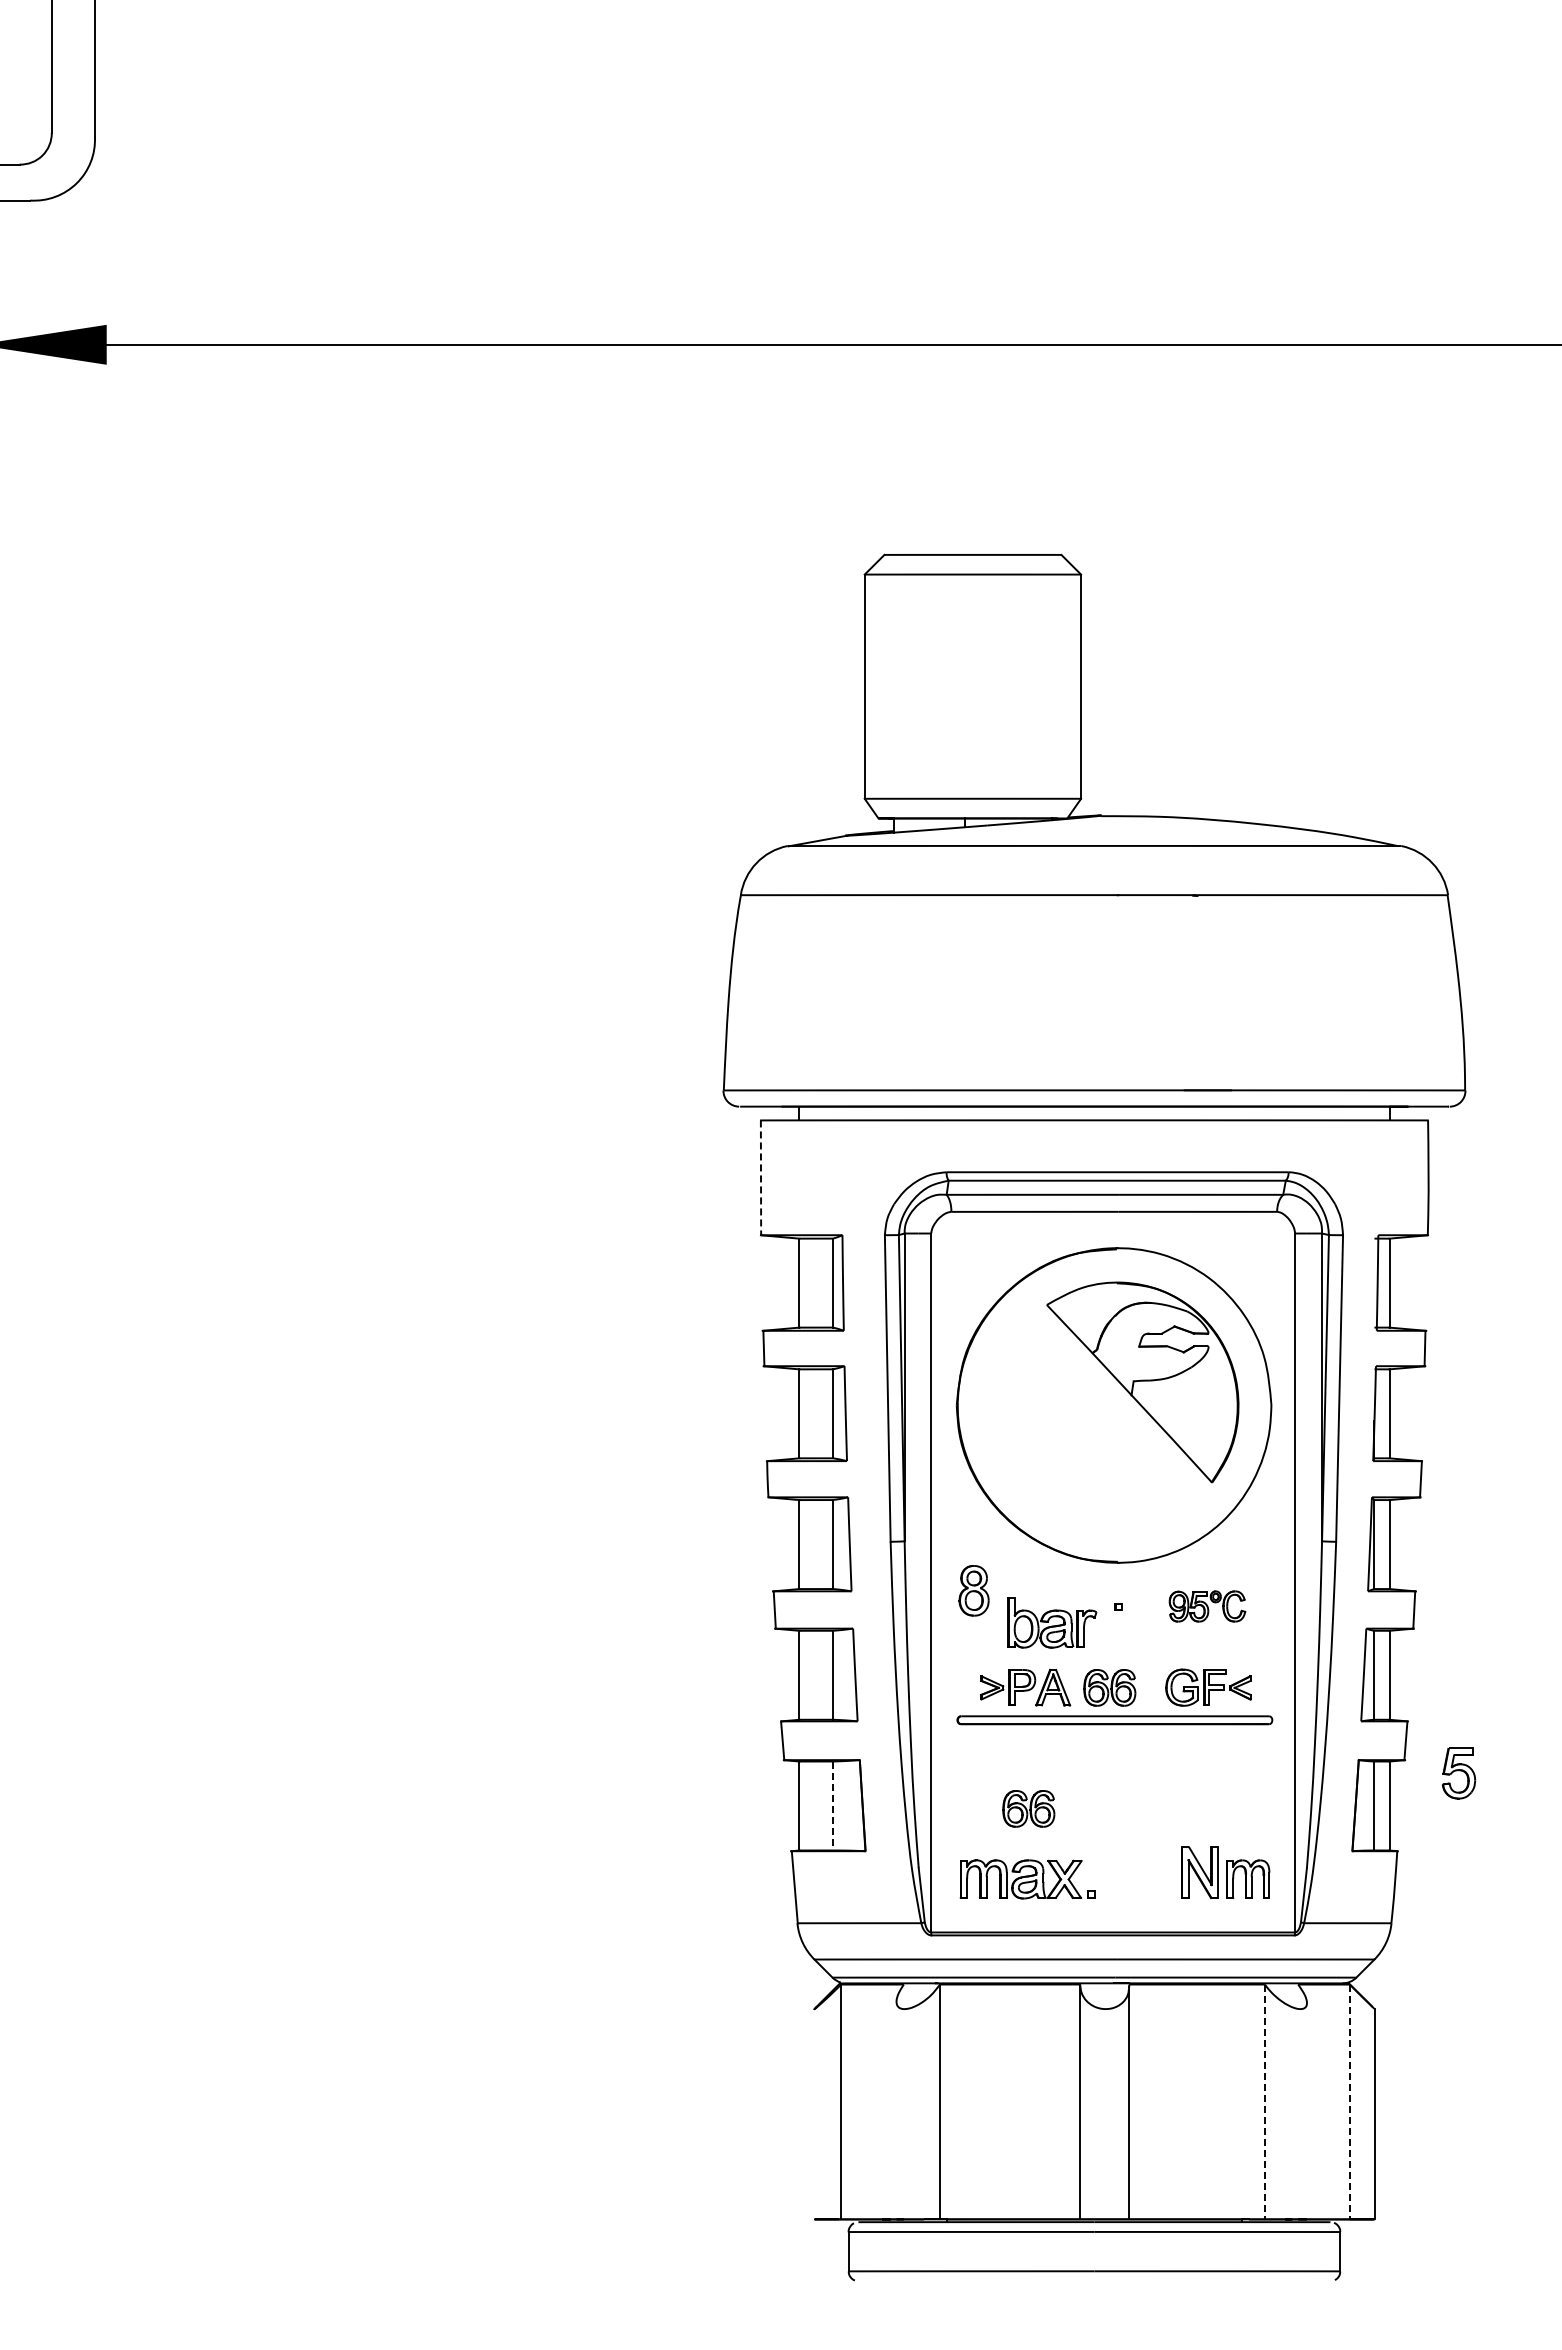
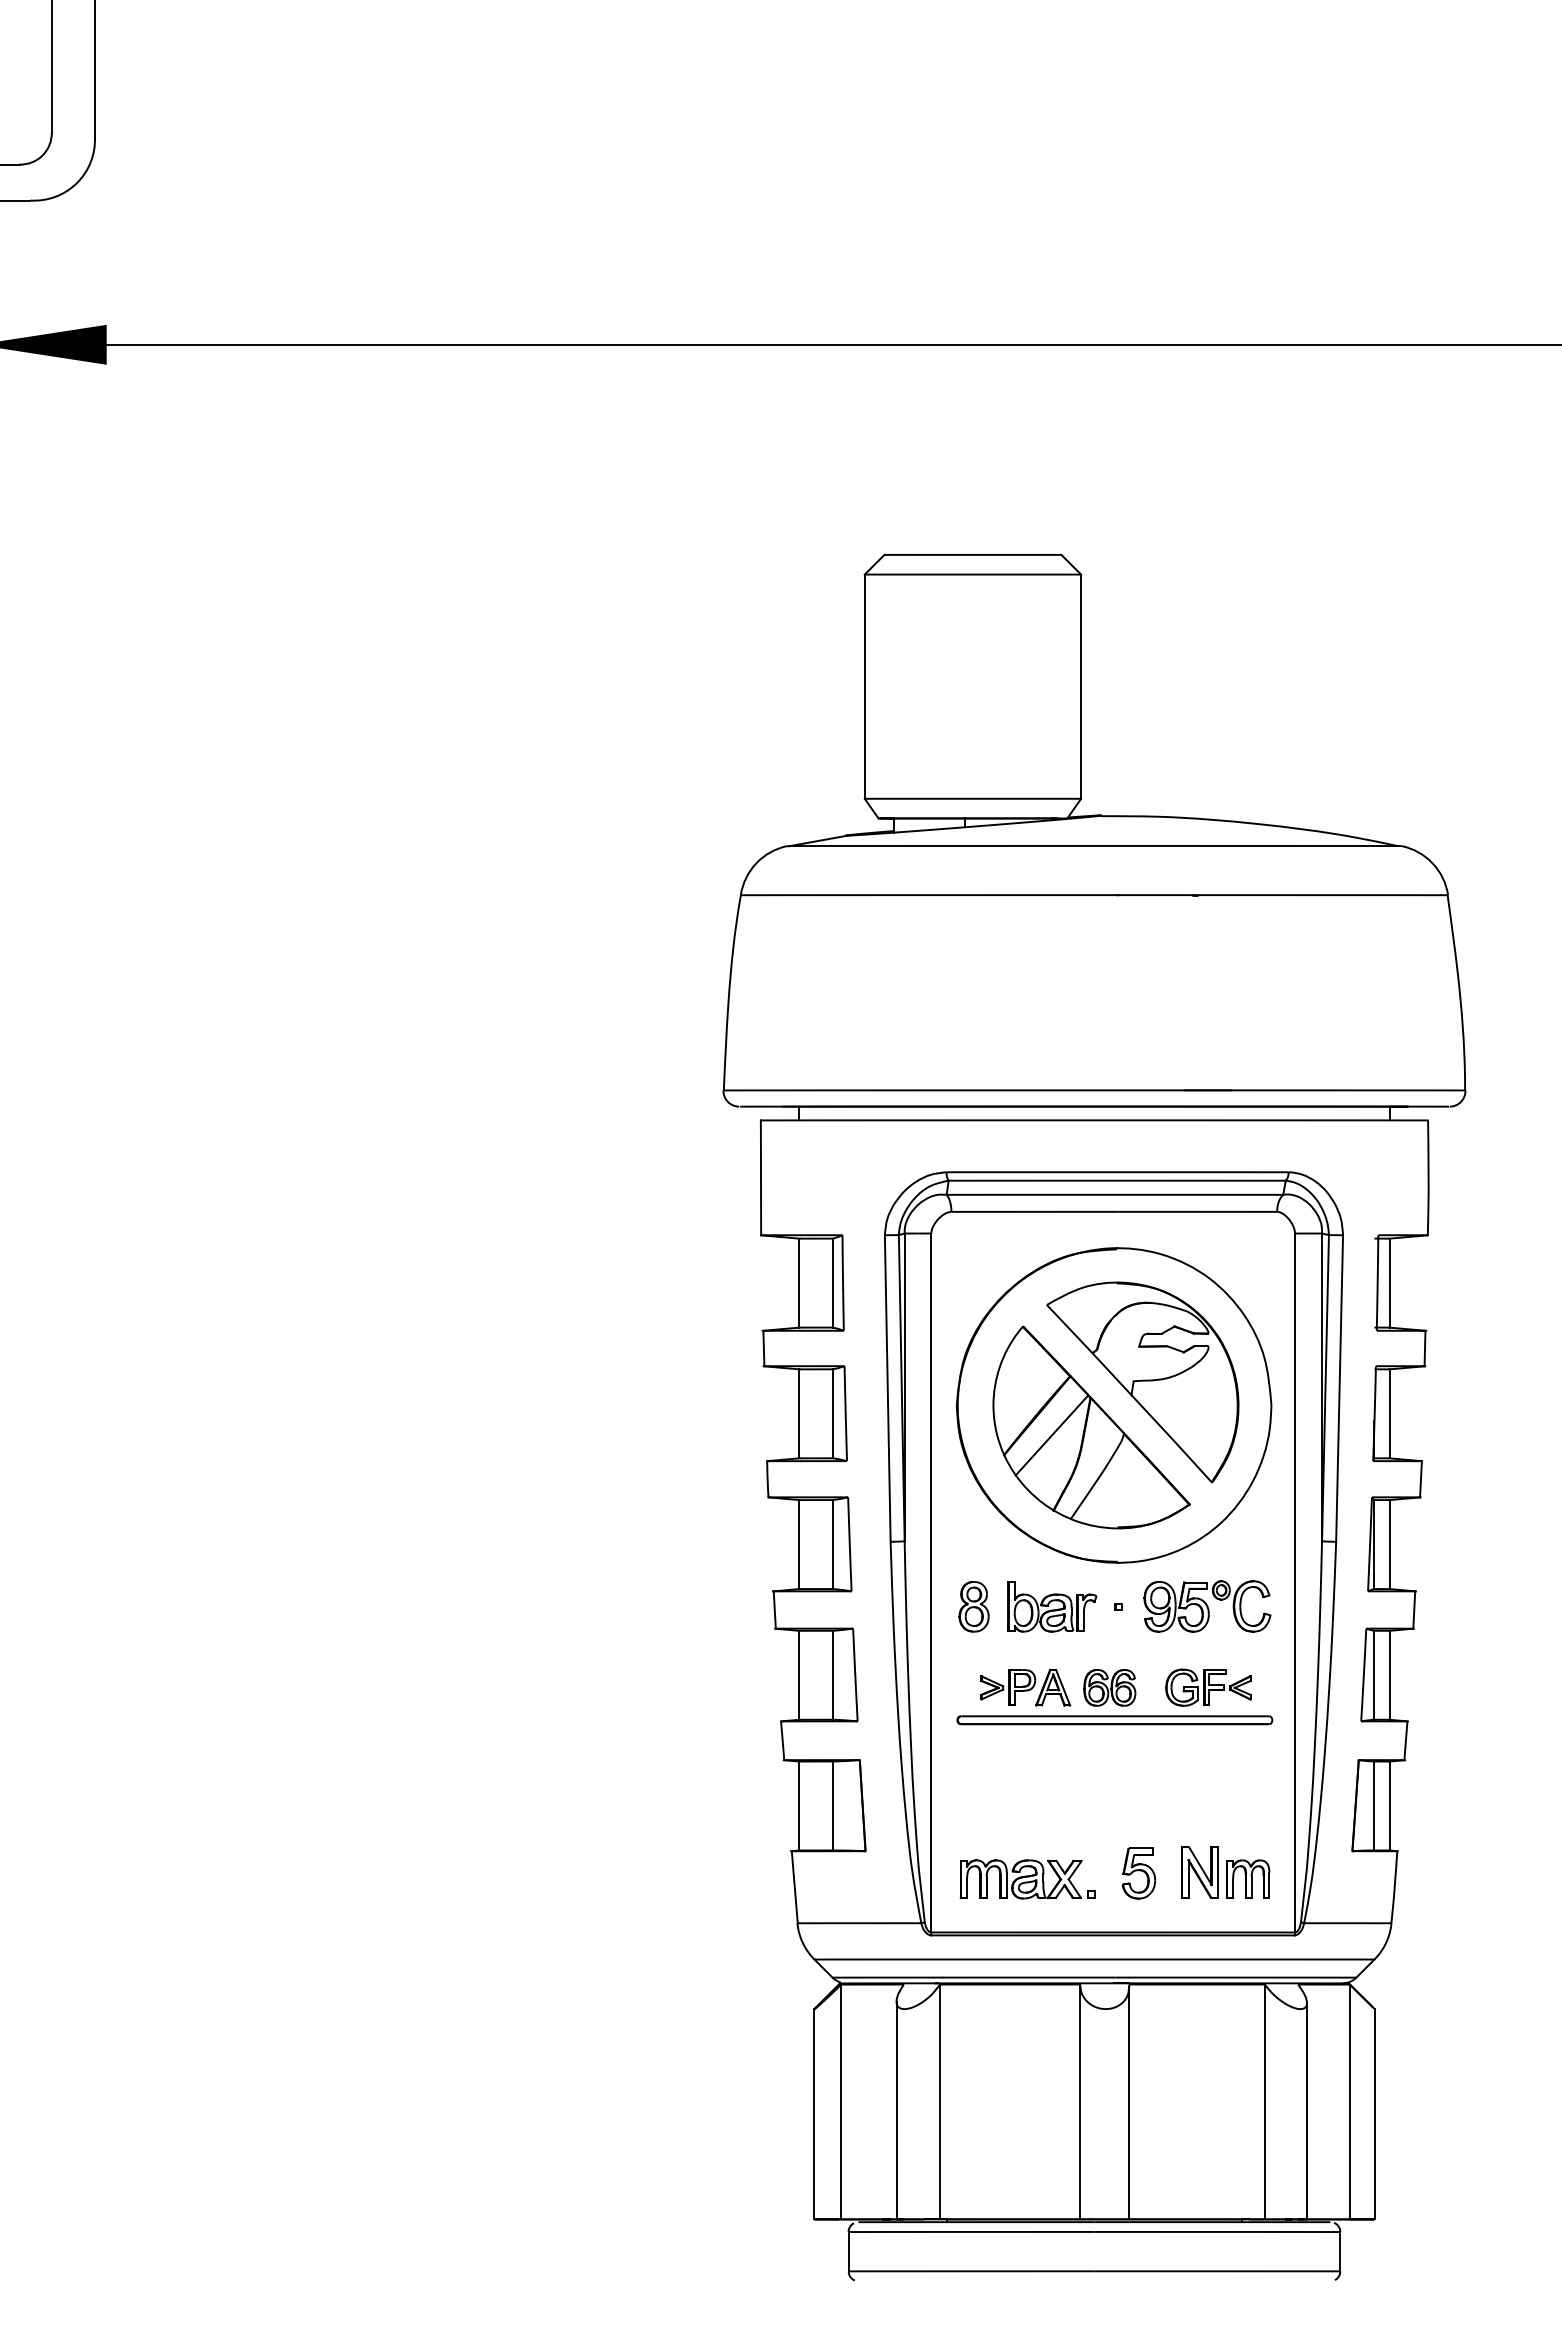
line: dashed -> solid (761, 1178)
part: none -> present (1091, 1427)
part position: (973, 1590) -> (973, 1606) (973, 1606)
part size: 79x33 px -> 129x53 px (1207, 1606)
part position: (1052, 1622) -> (1052, 1606) (1052, 1606)
part position: (1459, 1773) -> (1139, 1873) (1139, 1873)
line: dashed -> solid (833, 1806)
part: present -> none (1028, 1808)
line: dashed -> solid (1264, 2102)
line: dashed -> solid (1349, 2102)
line: none -> present (896, 2110)
line: none -> present (1306, 2111)
line: none -> present (814, 2114)
